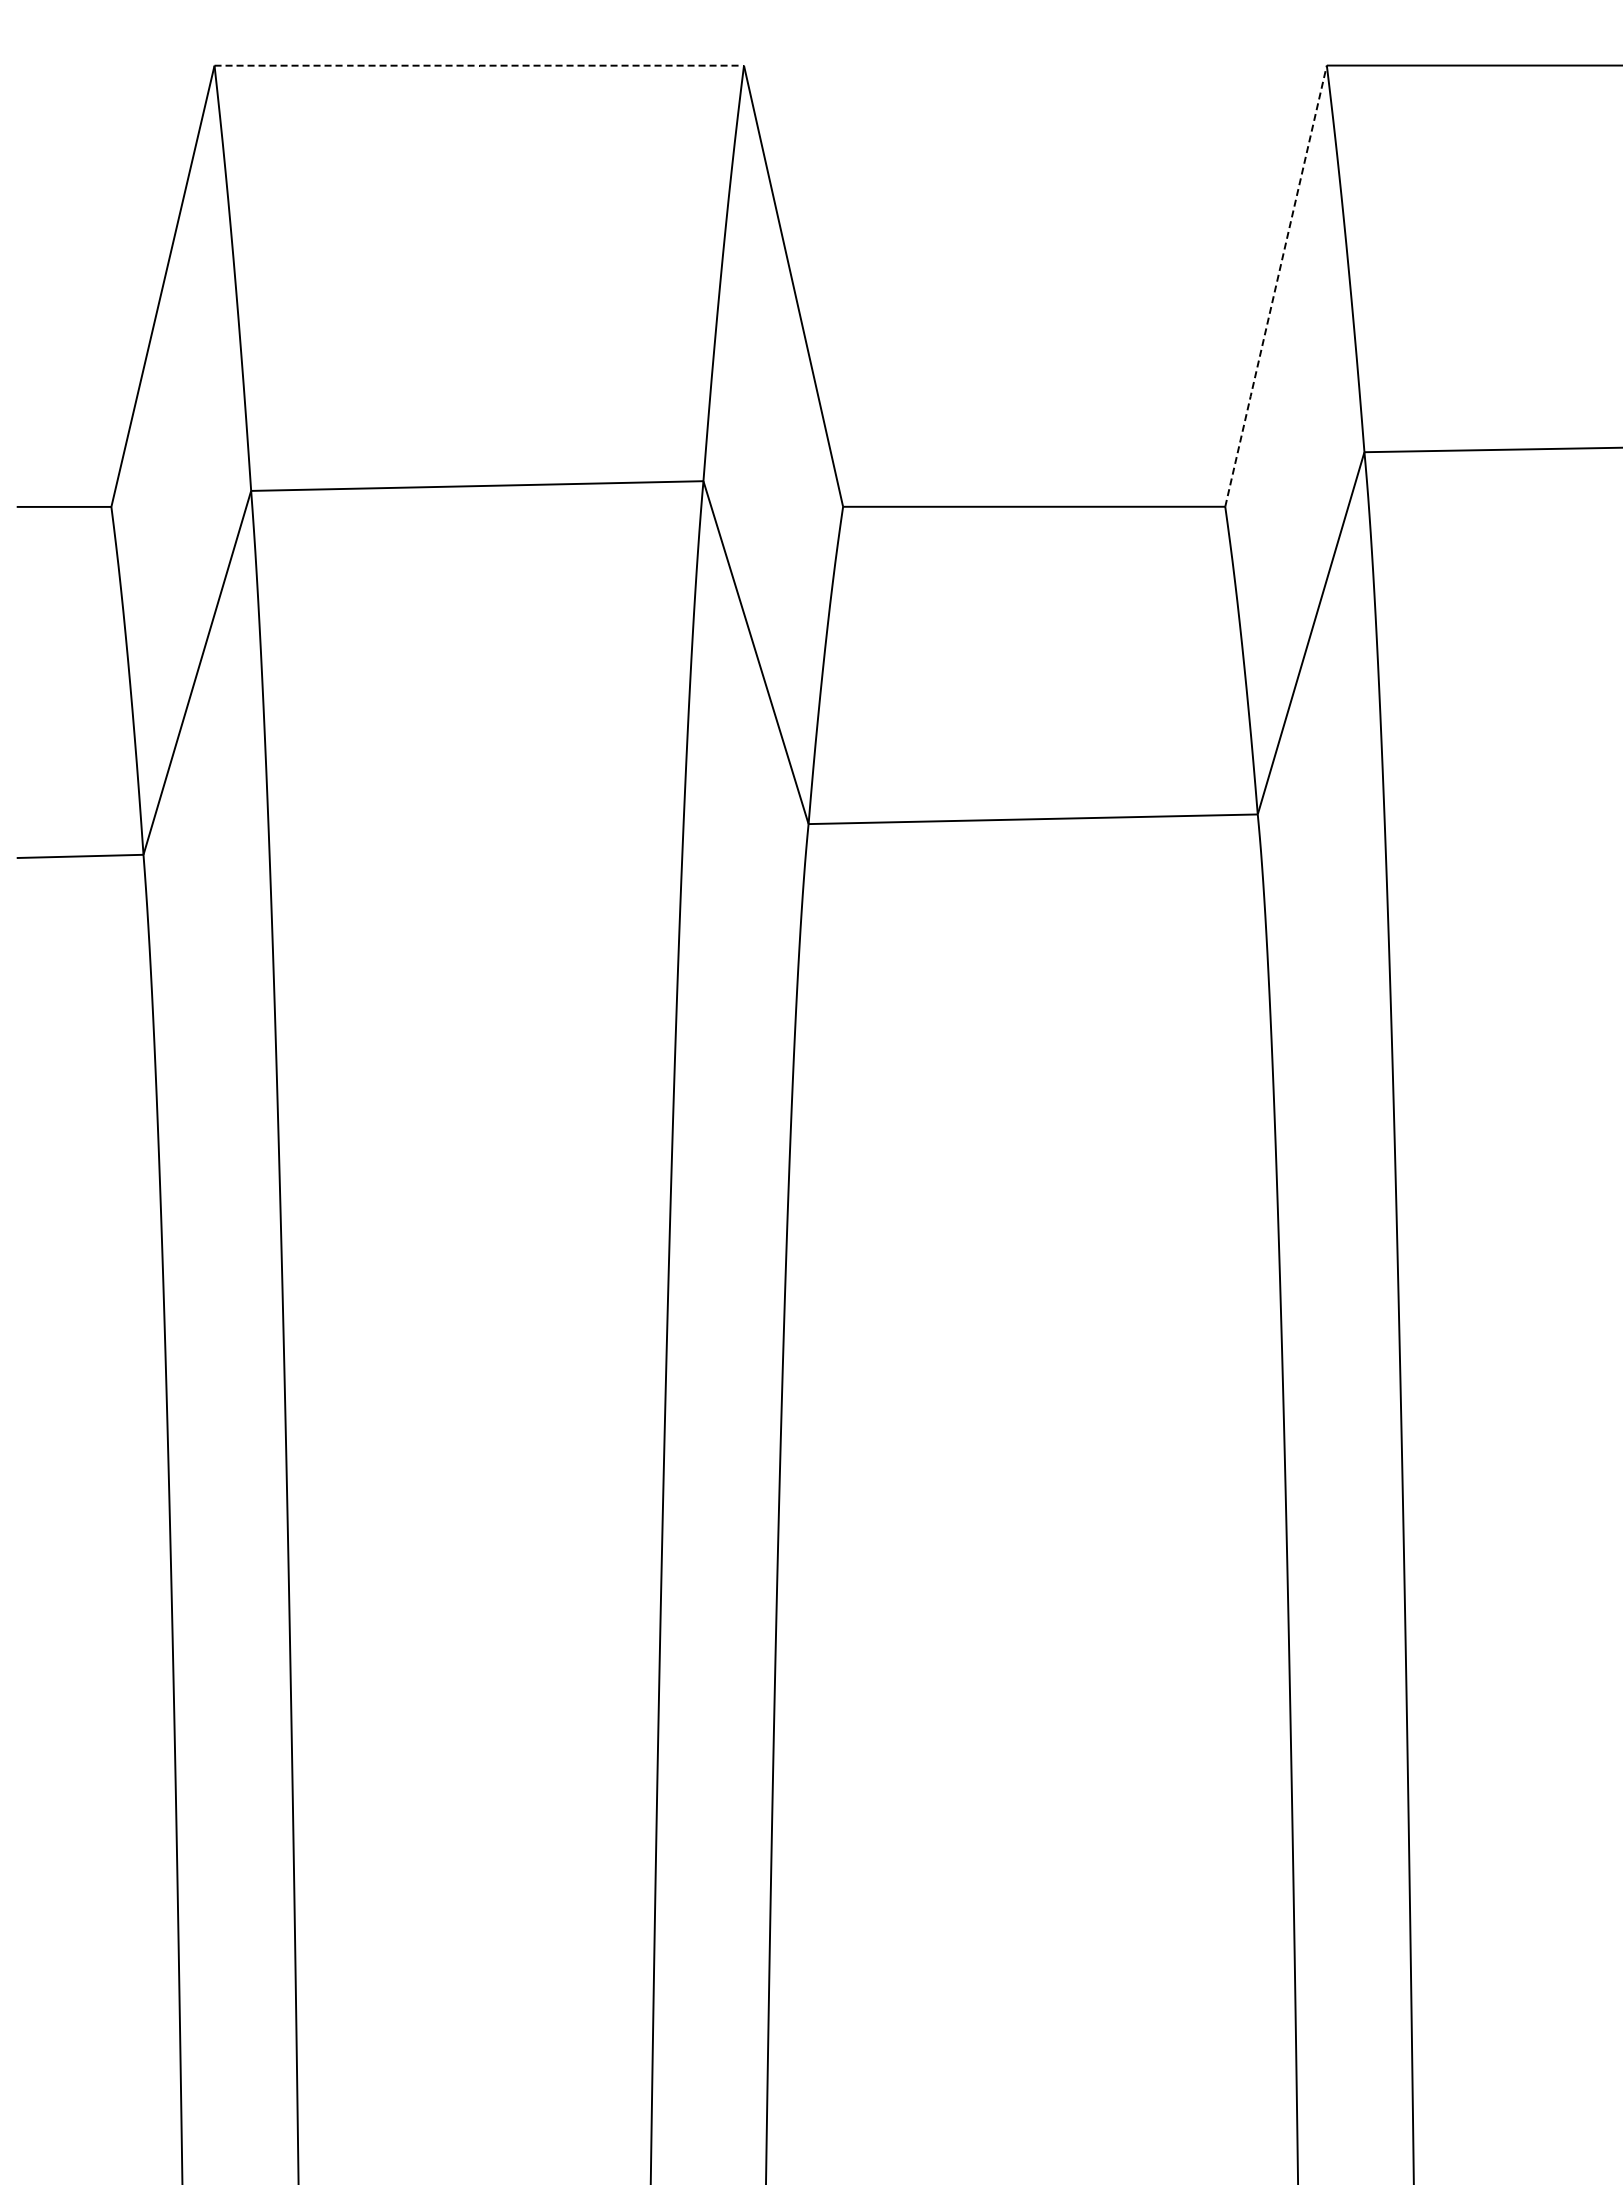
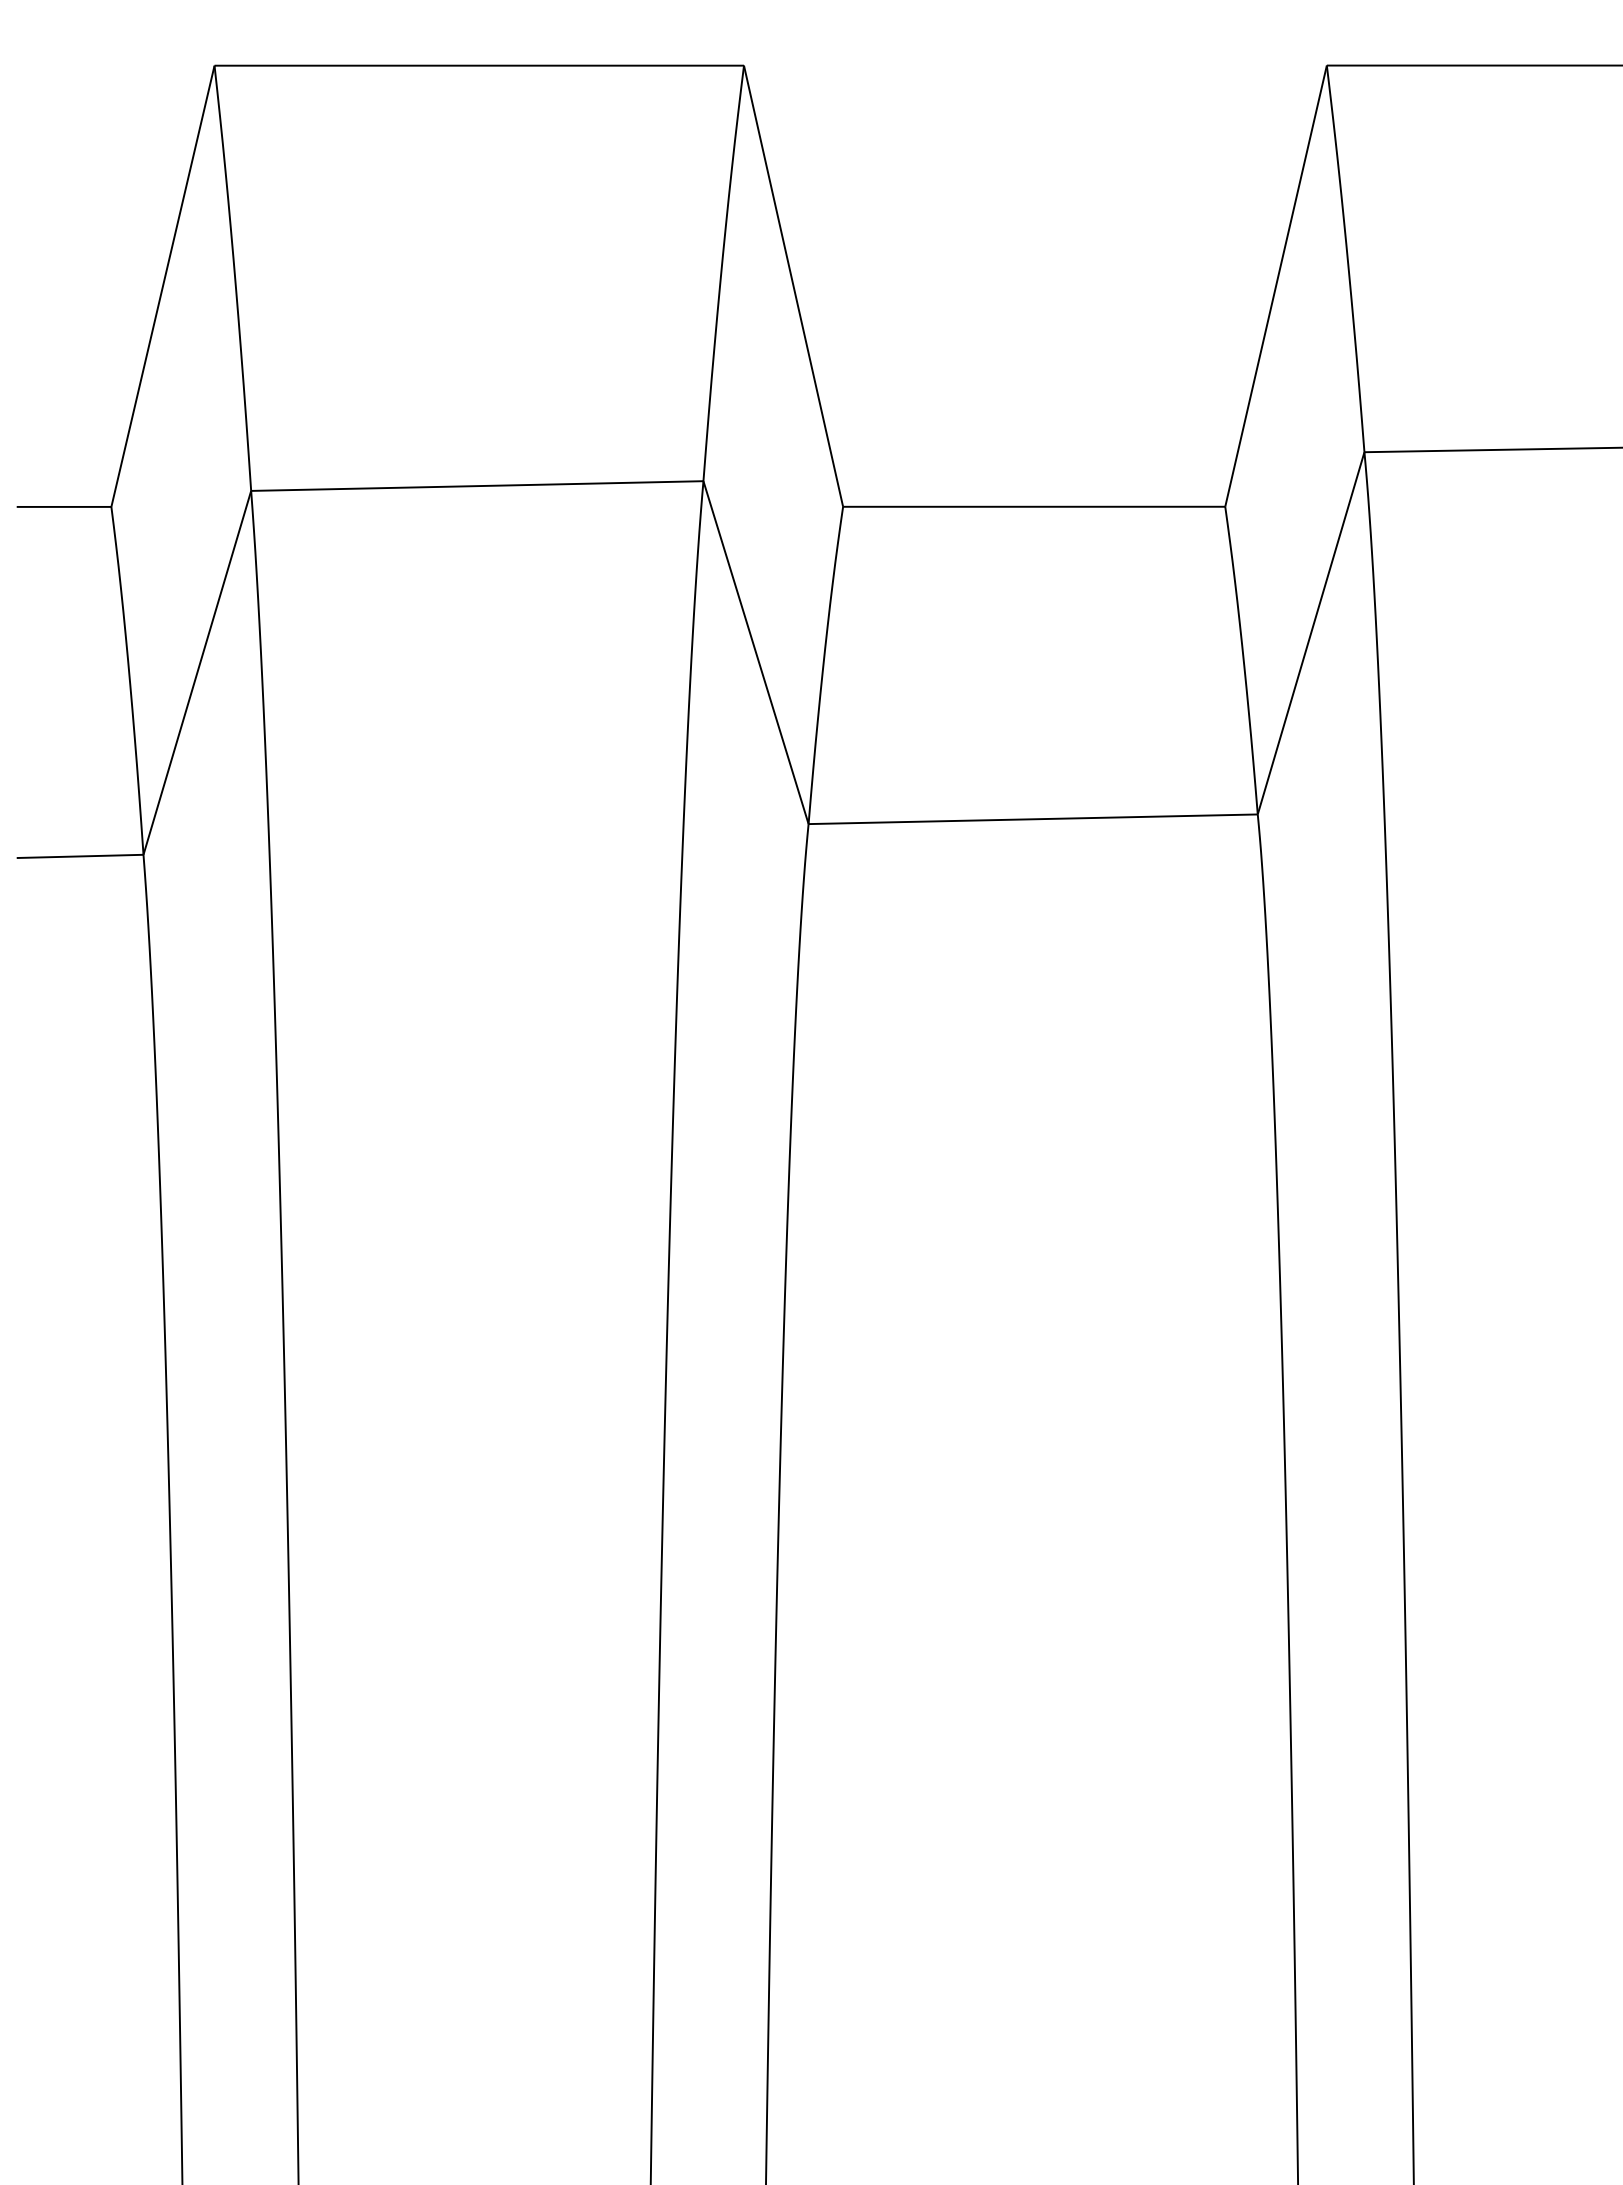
line: dashed -> solid (479, 65)
line: dashed -> solid (1276, 285)
